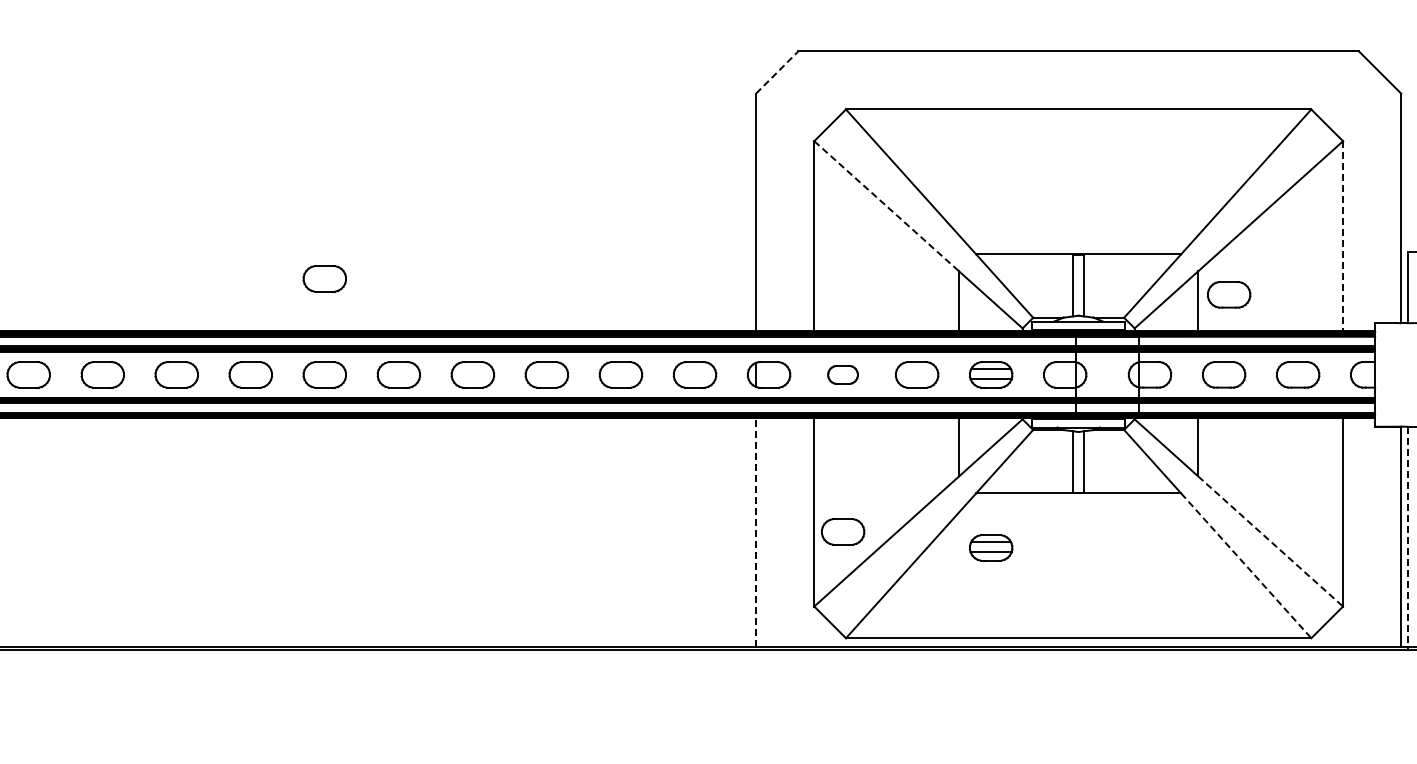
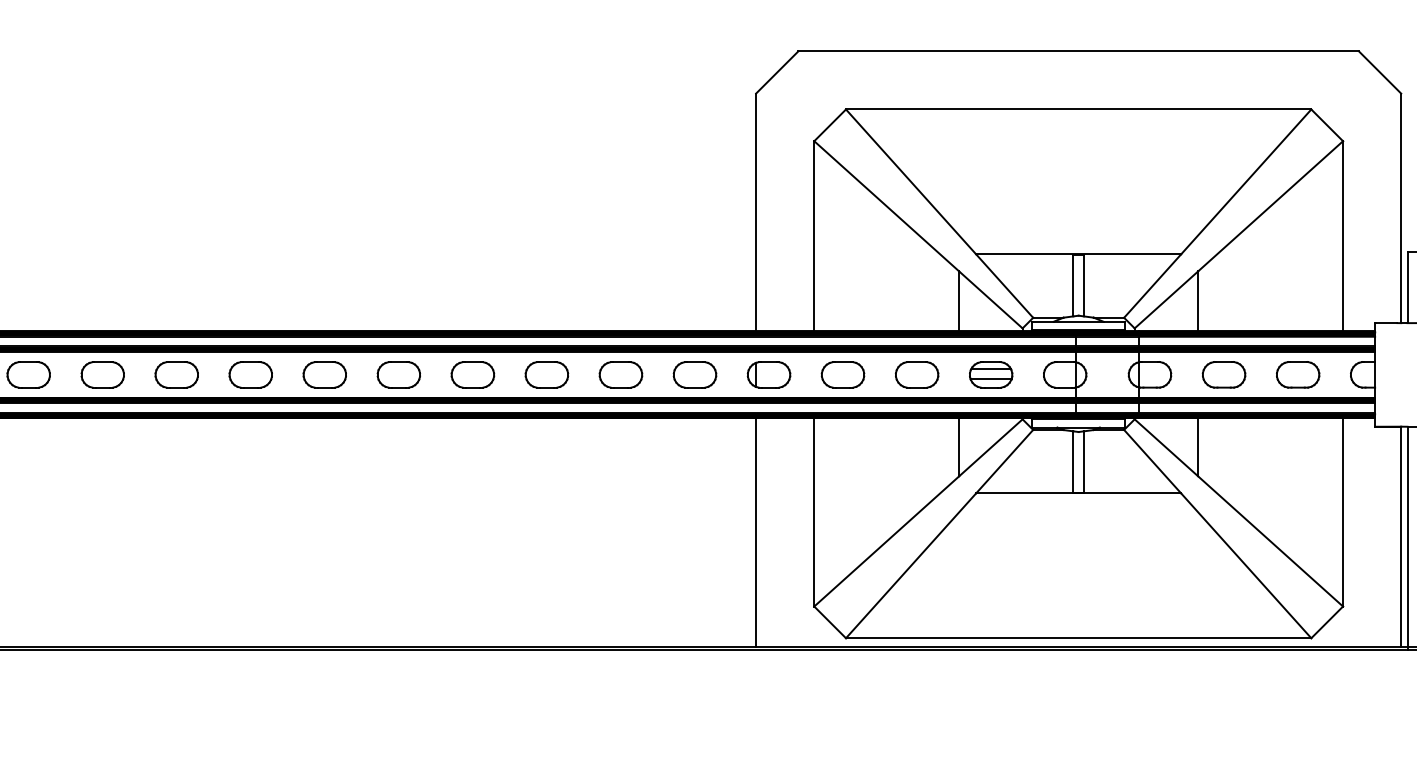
line: dashed -> solid (777, 72)
line: dashed -> solid (887, 206)
line: dashed -> solid (1343, 236)
part: present -> none (324, 278)
part: present -> none (1229, 294)
part size: 32x20 px -> 46x28 px (842, 374)
part: present -> none (842, 531)
line: dashed -> solid (756, 532)
line: dashed -> solid (1407, 537)
line: dashed -> solid (1270, 541)
part: present -> none (991, 547)
line: dashed -> solid (1246, 566)
